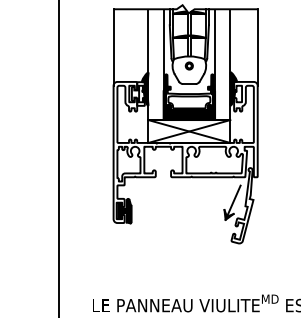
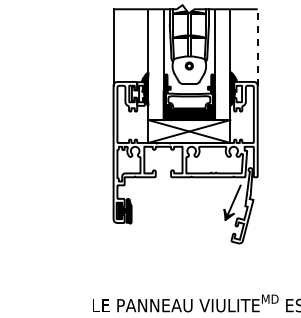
line: solid -> dashed (257, 47)
line: present -> none (58, 158)
